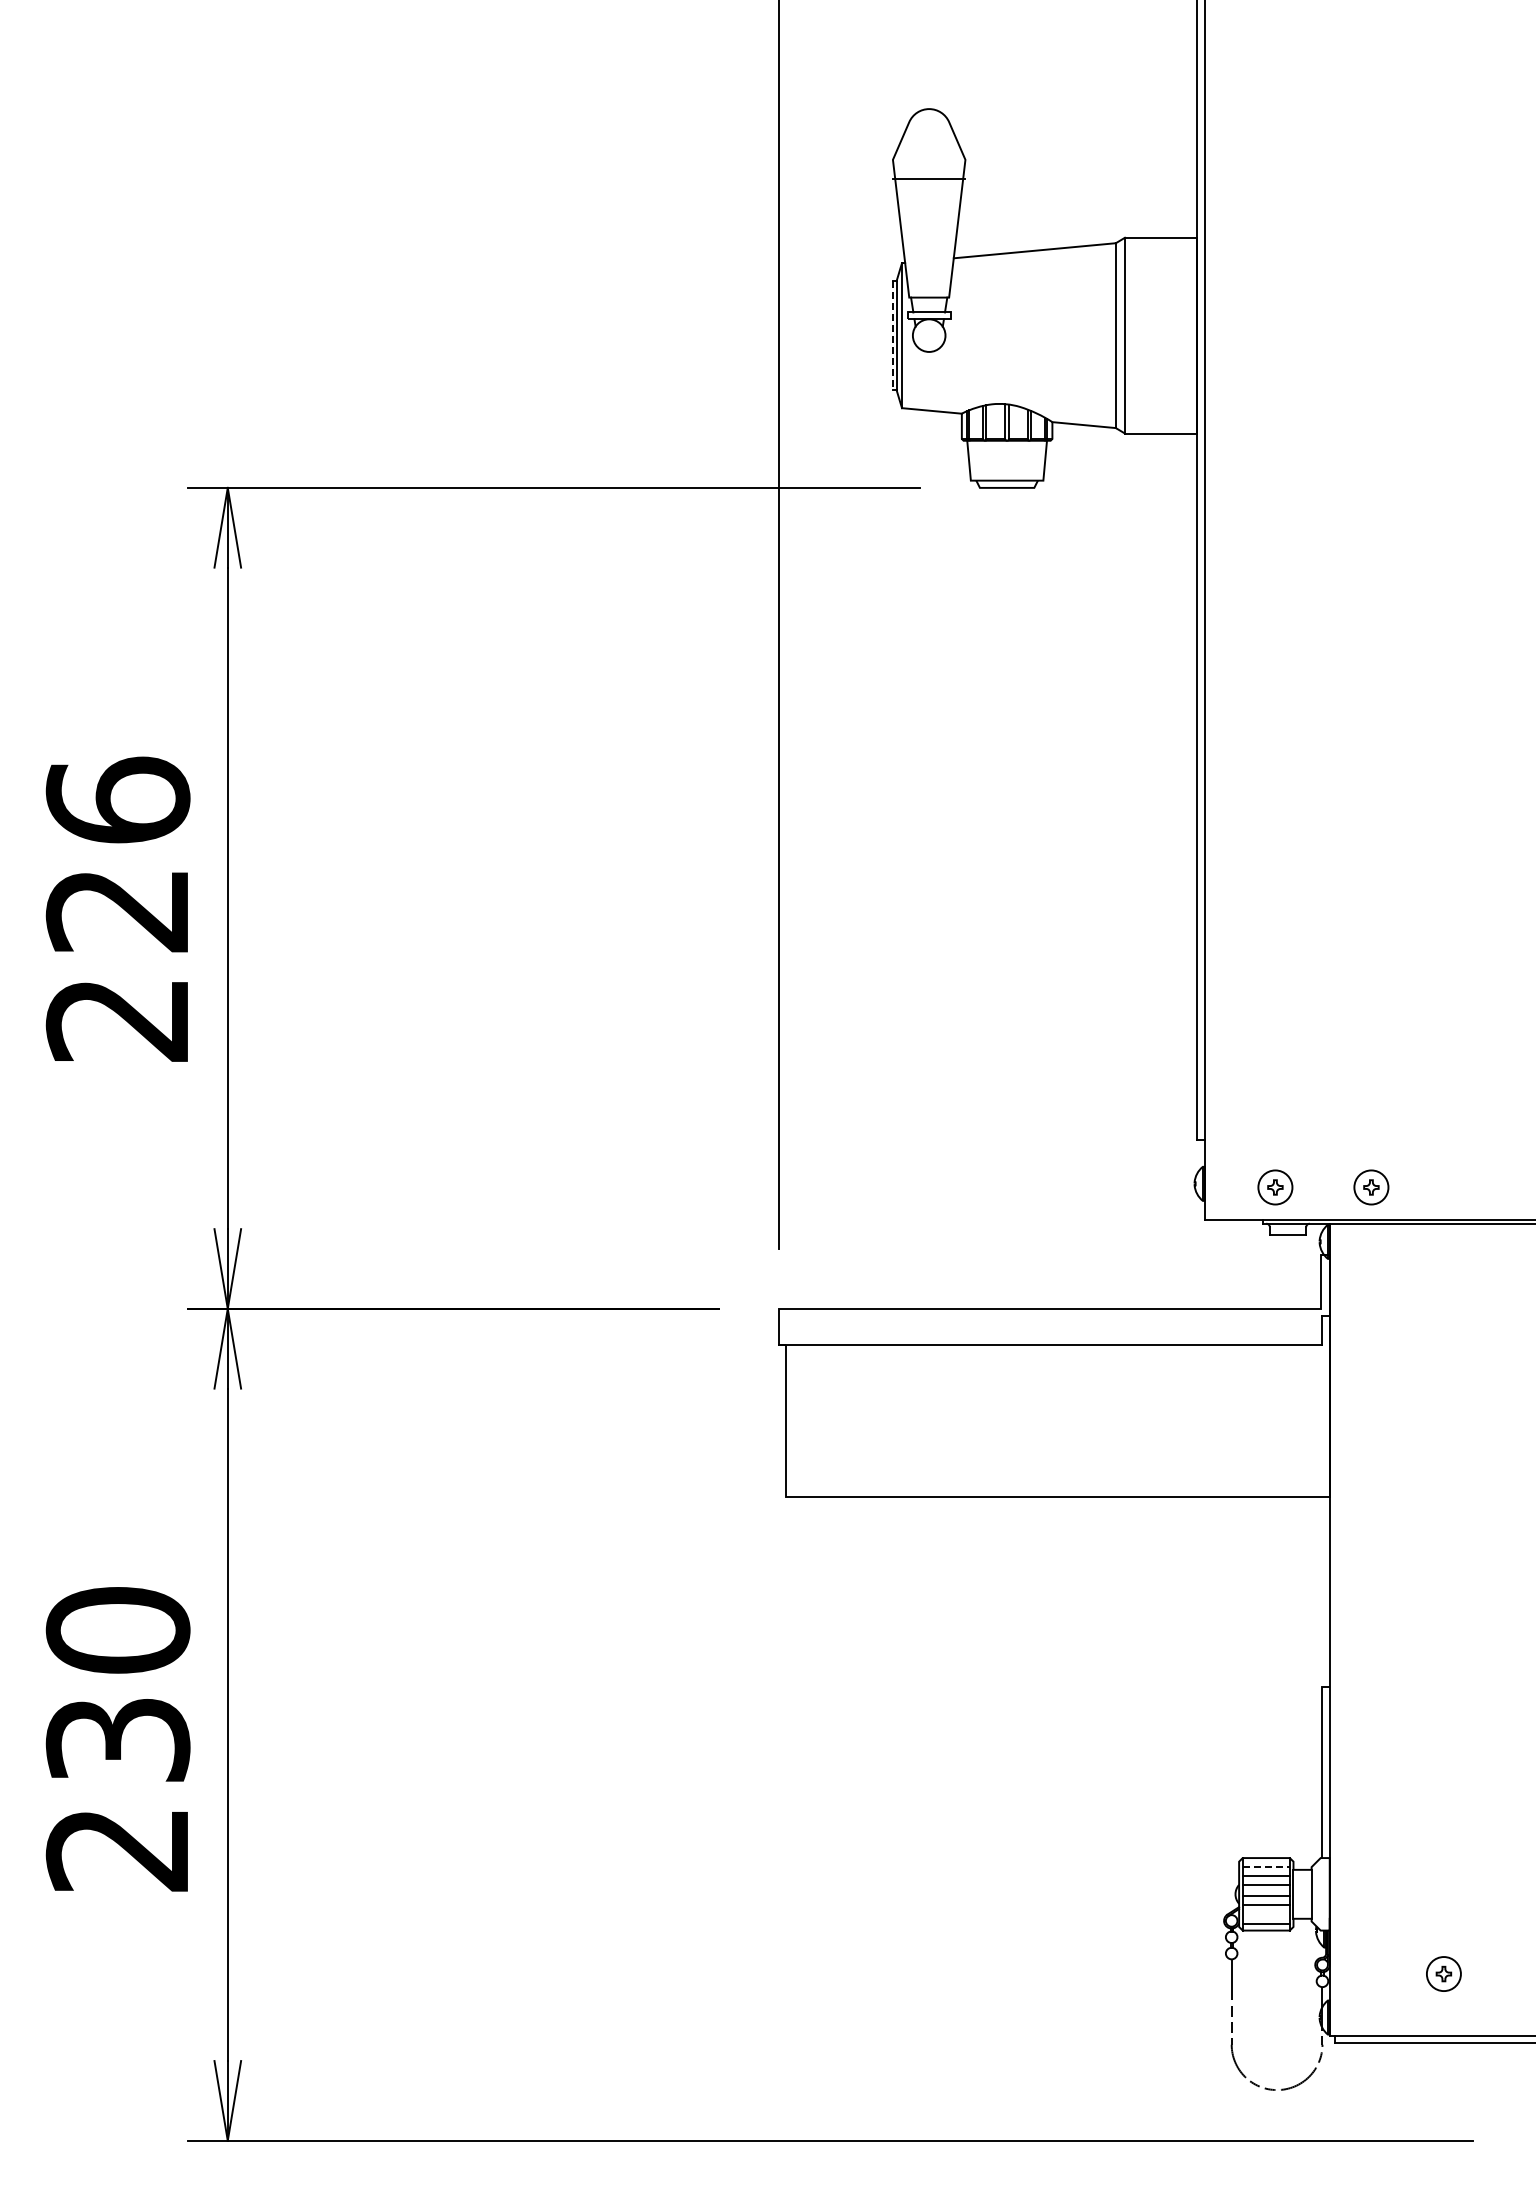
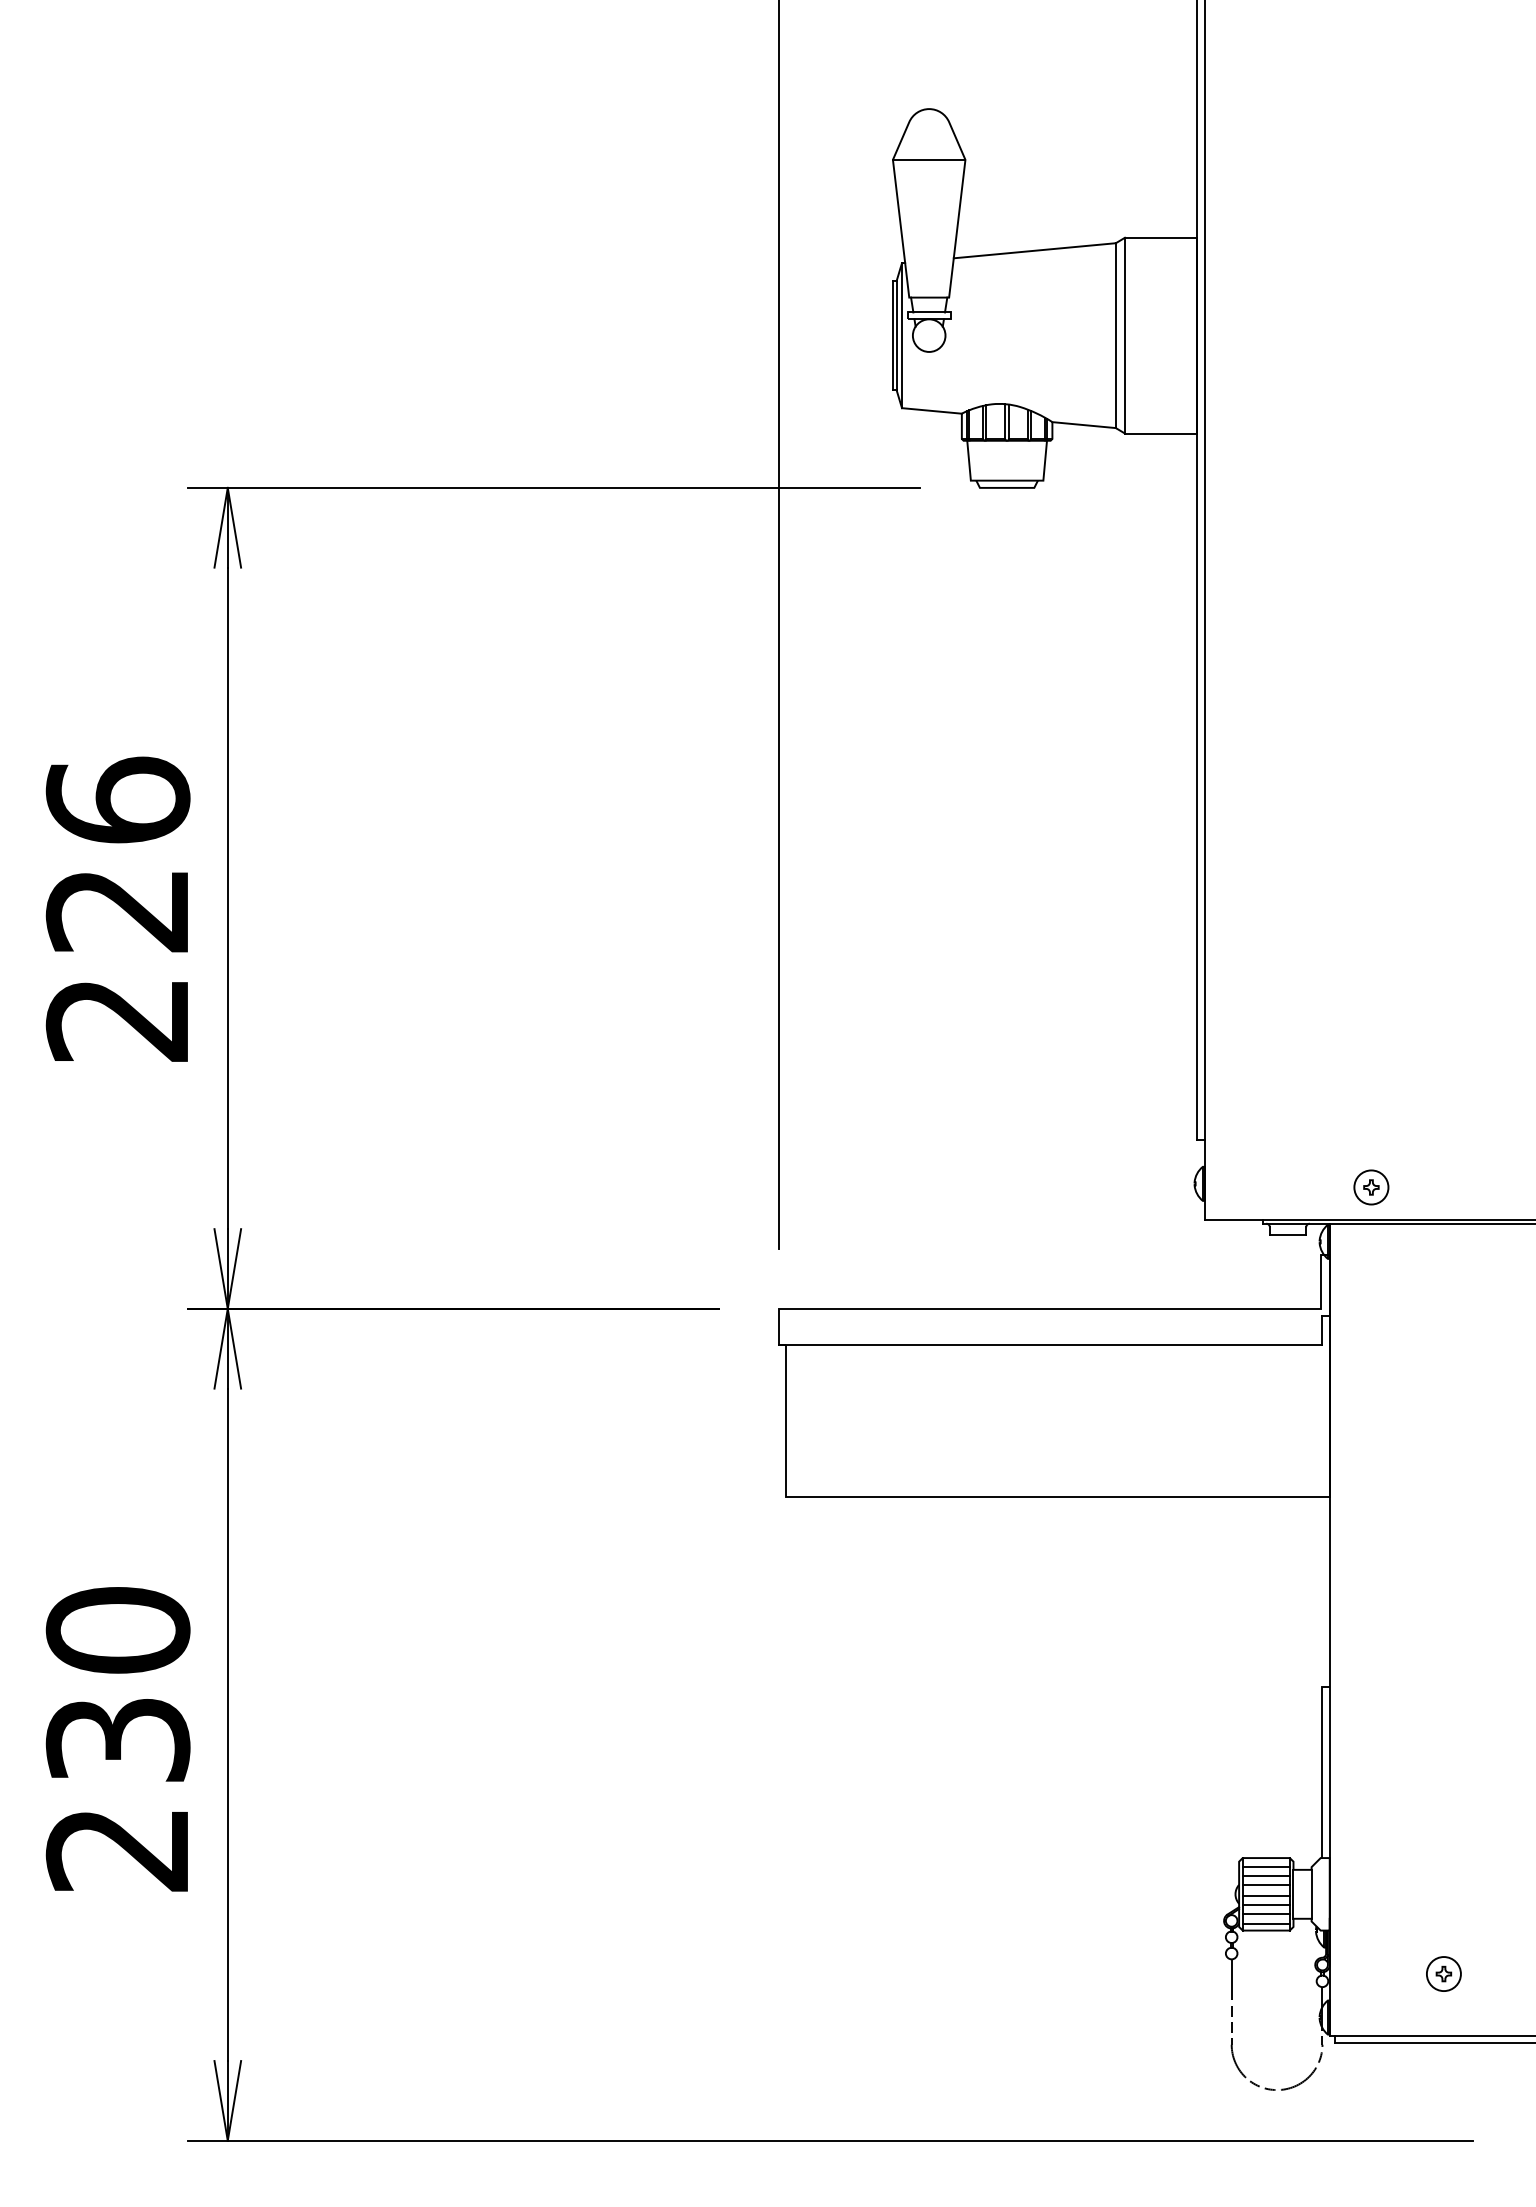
line position: (928, 178) -> (928, 159) (928, 159)
line: dashed -> solid (892, 336)
part: present -> none (1275, 1187)
line: dashed -> solid (1266, 1867)
line: none -> present (1265, 1913)
